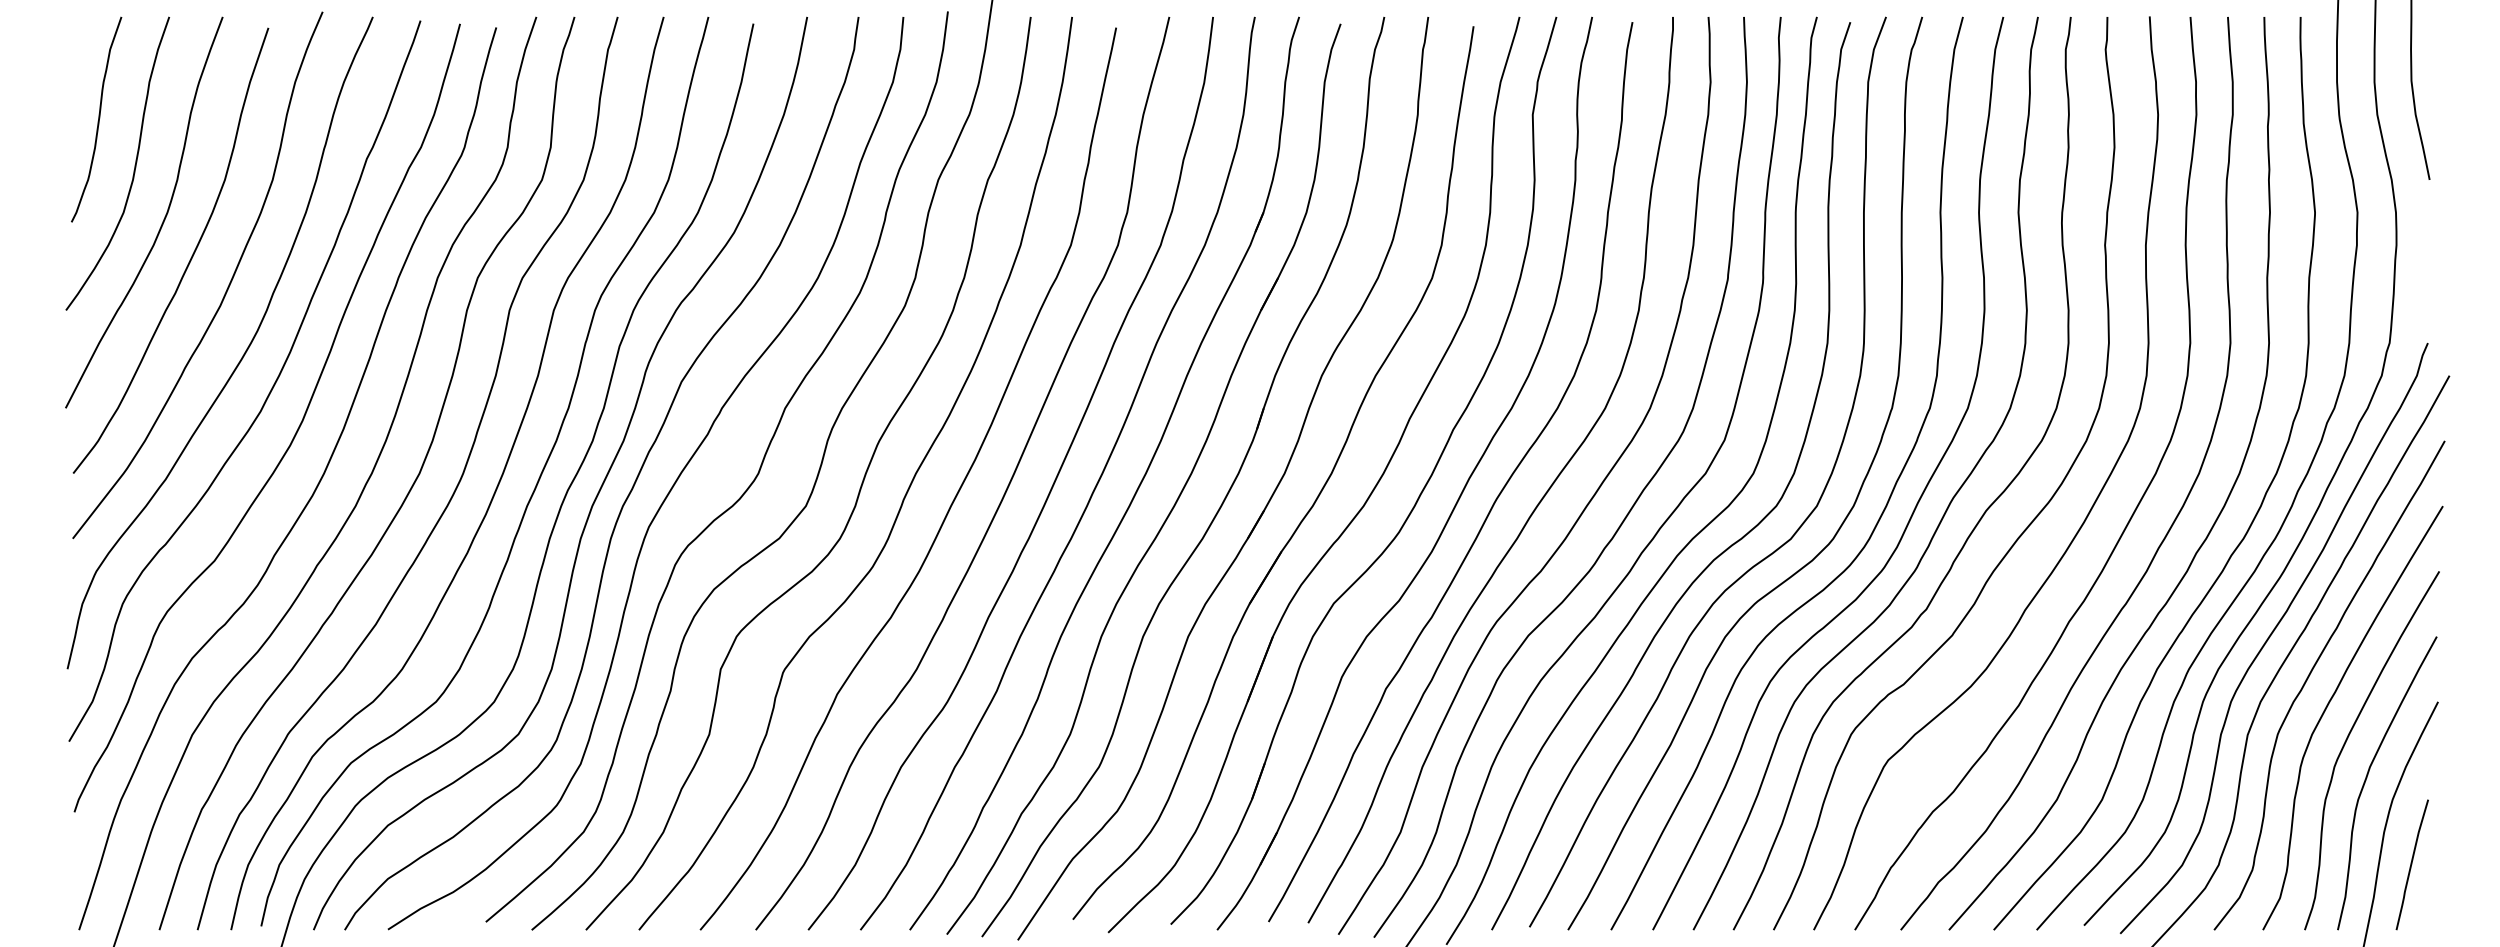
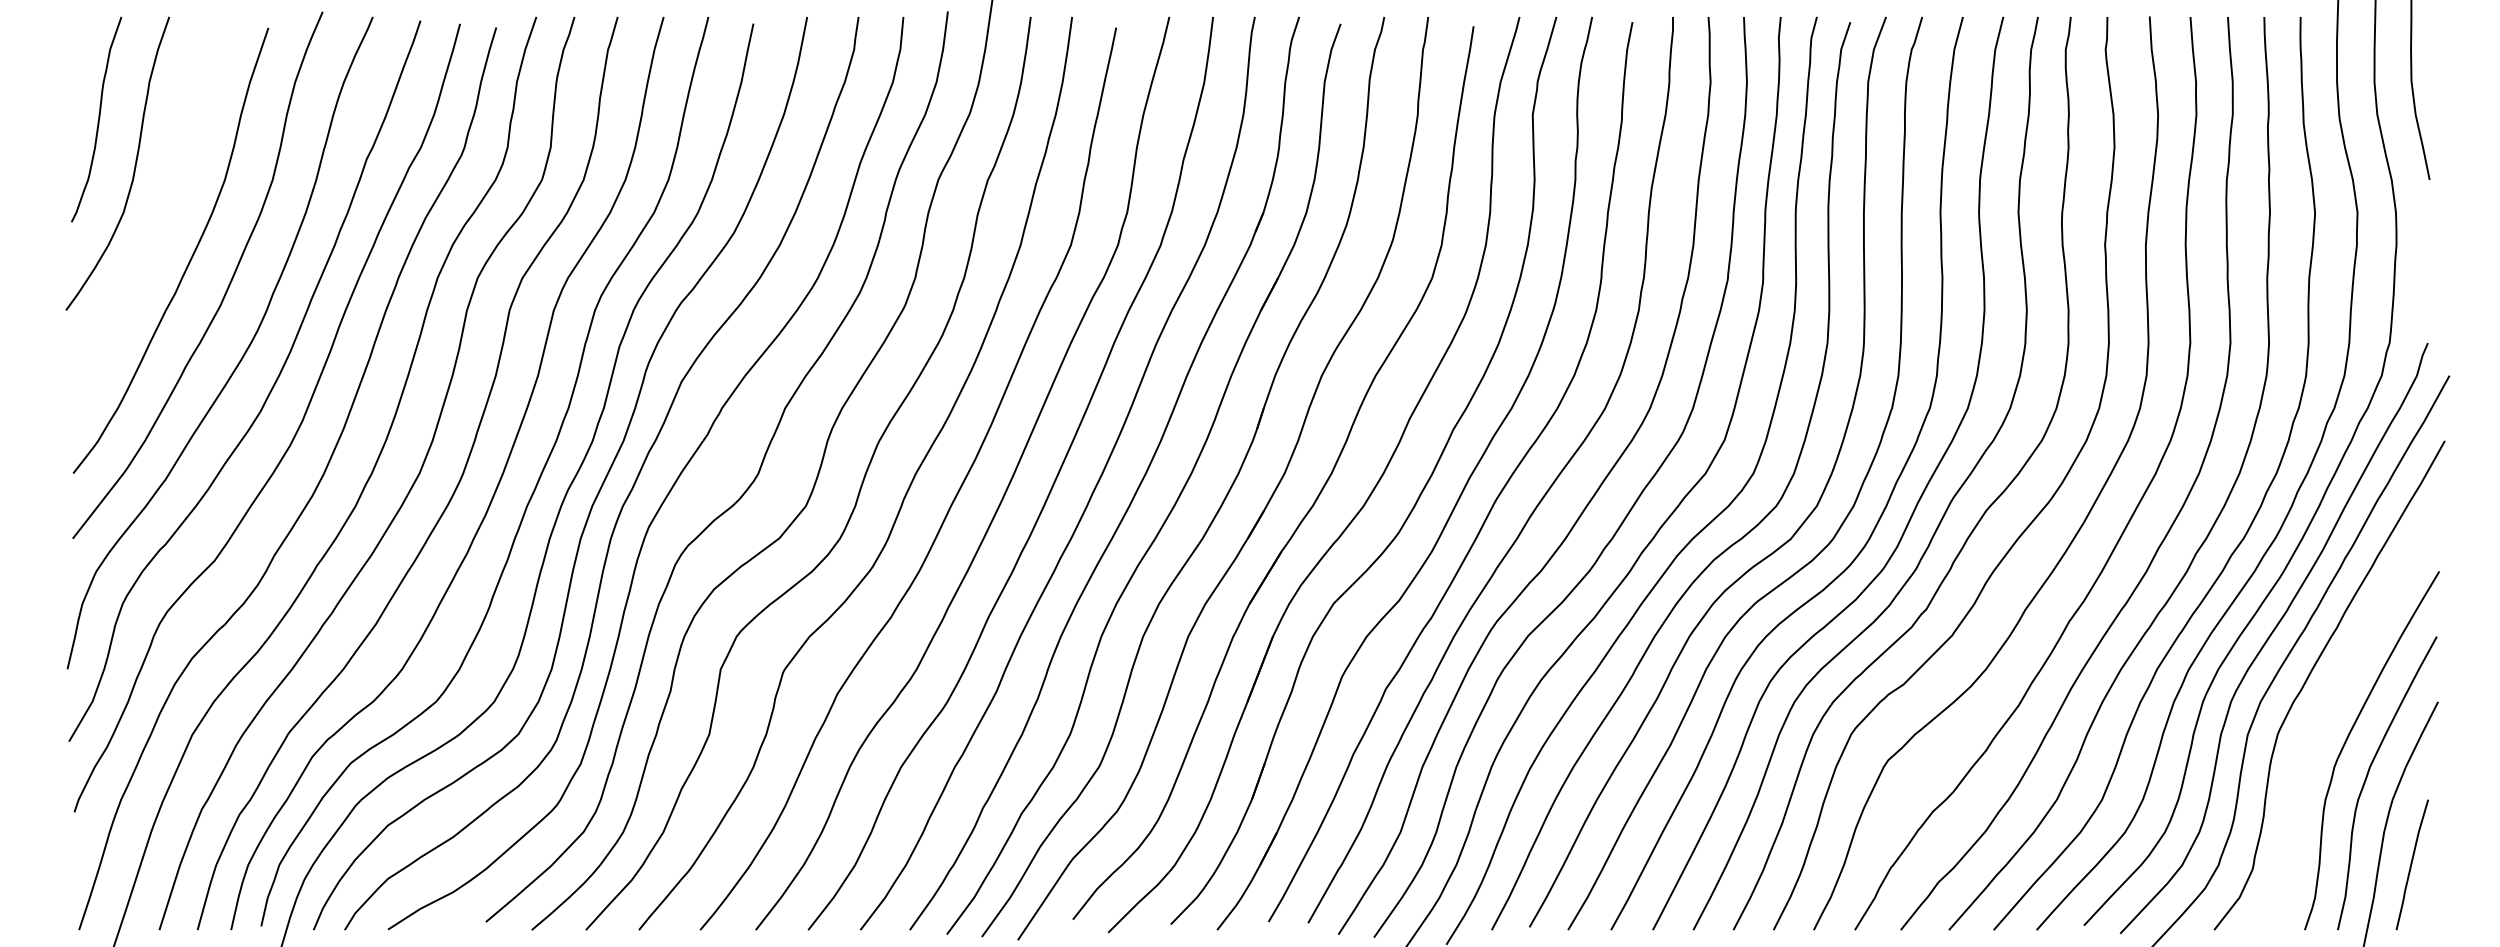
curve: present -> none (162, 221)
curve: present -> none (2329, 704)
